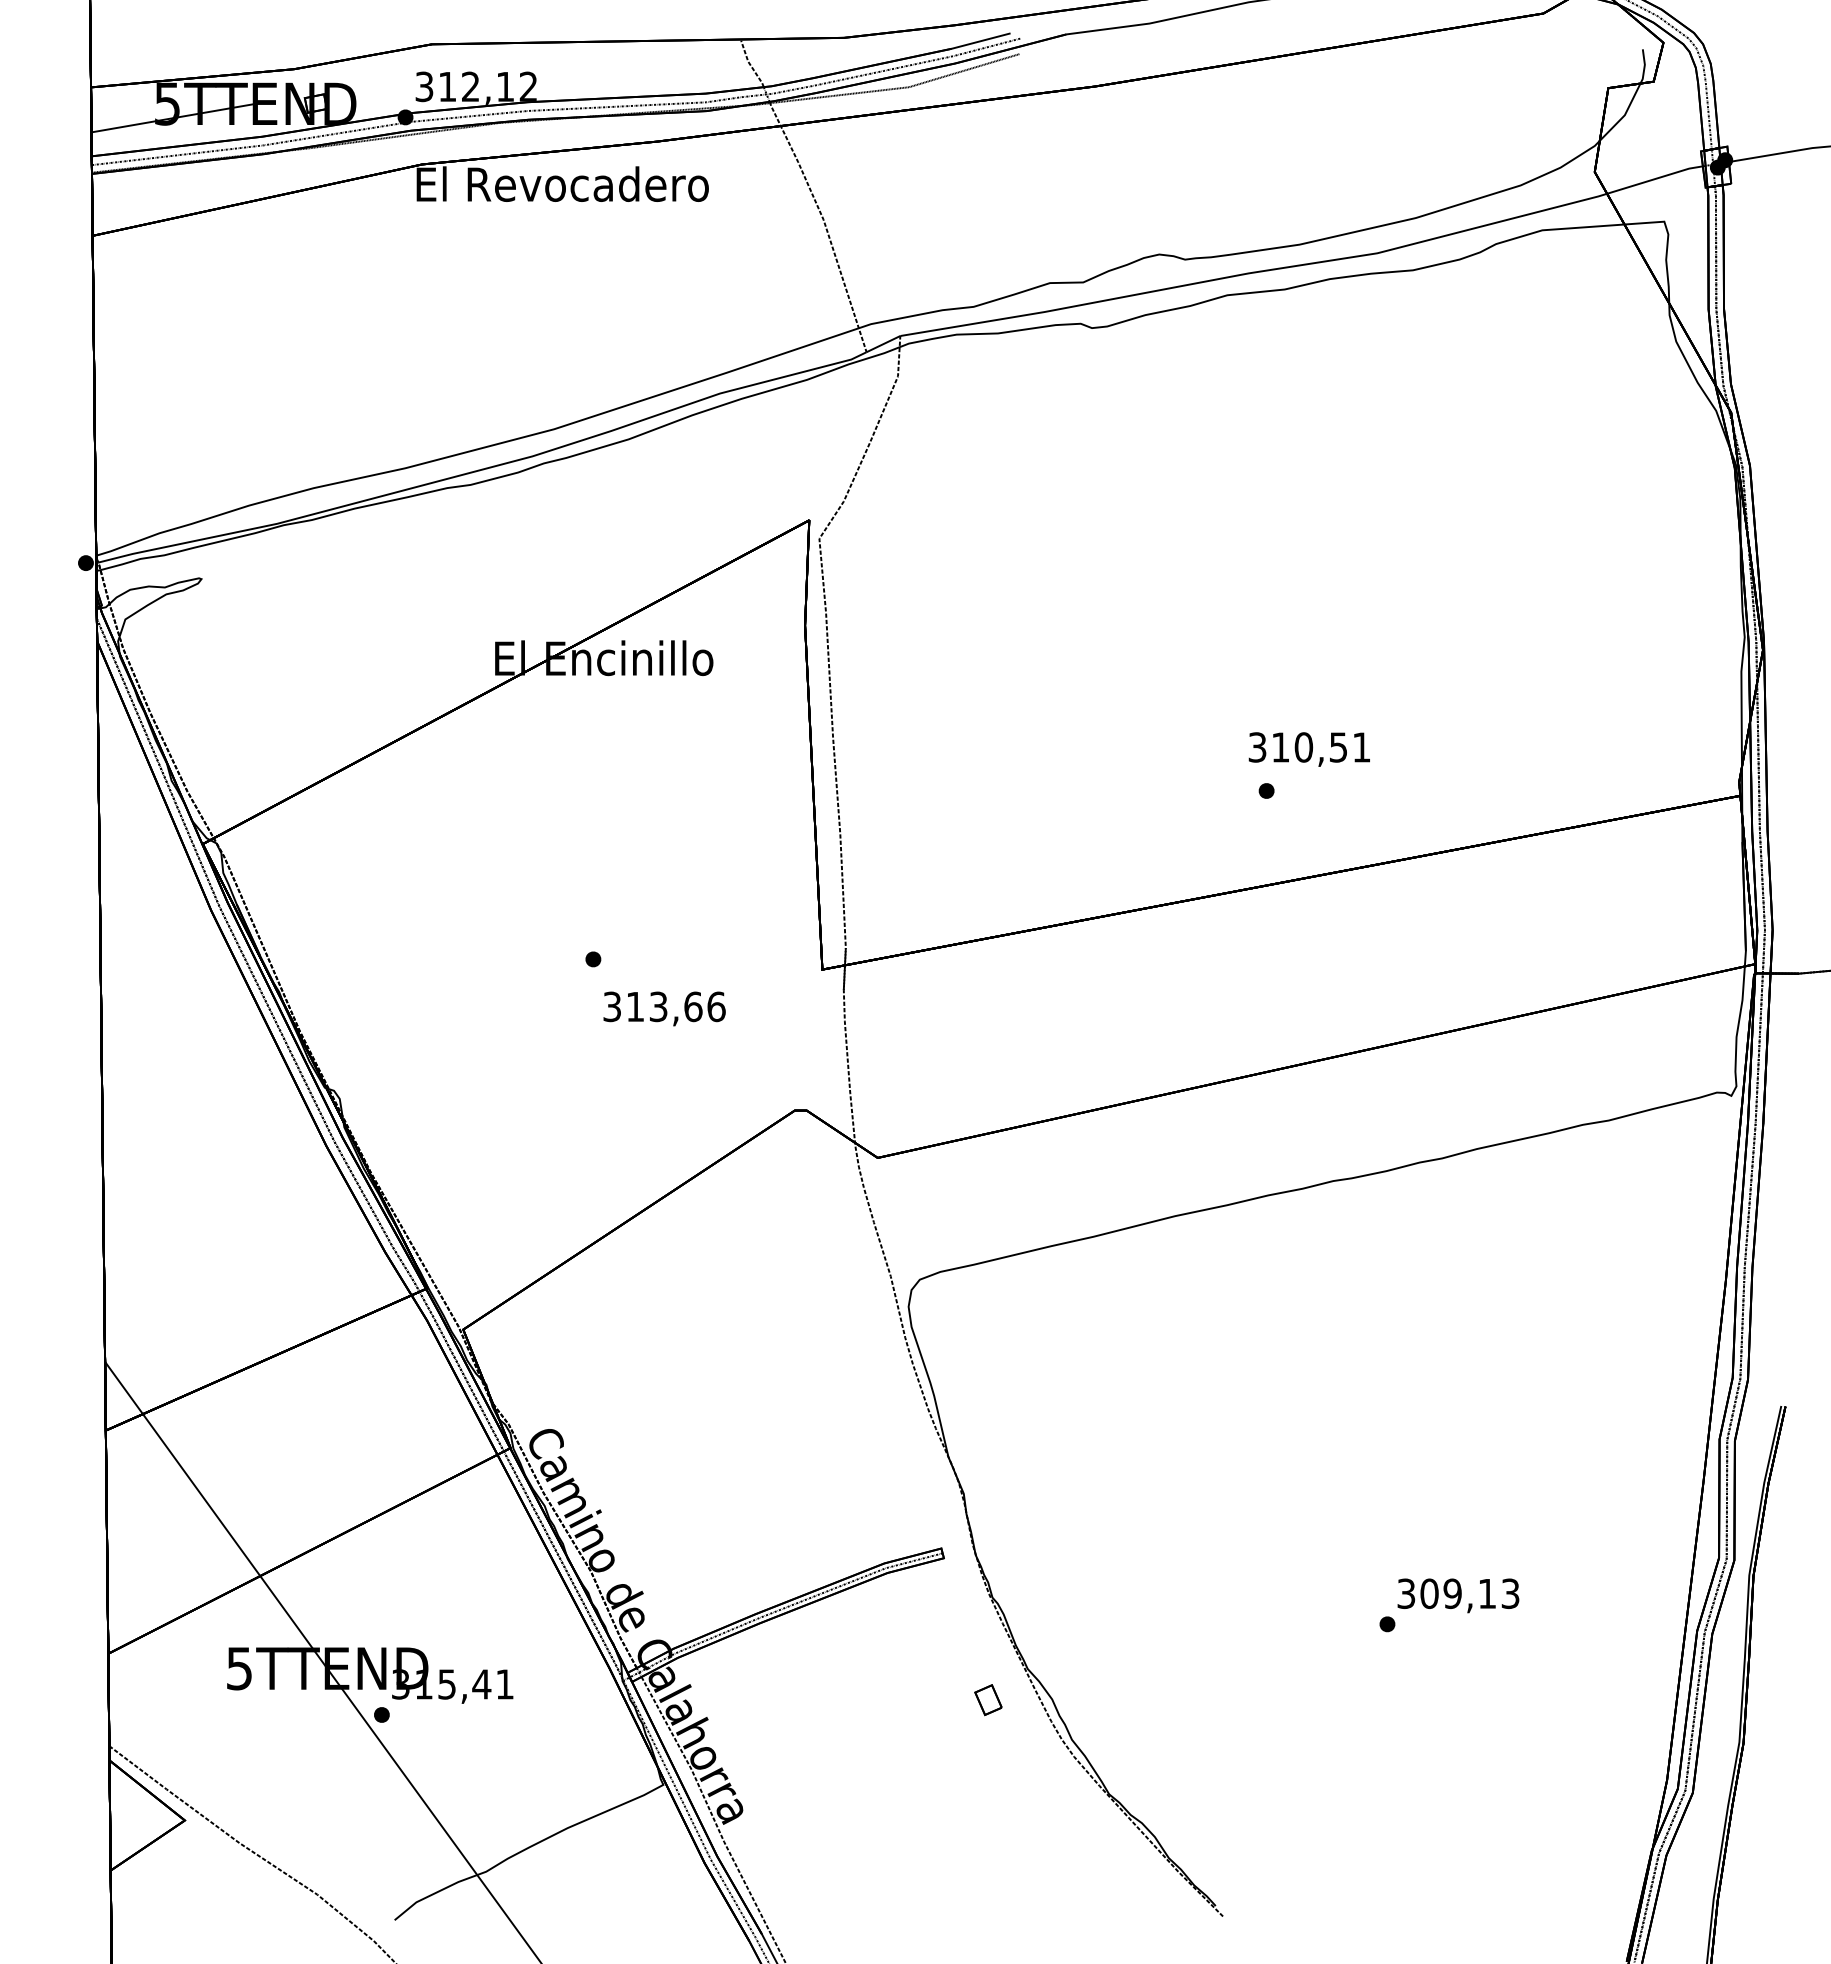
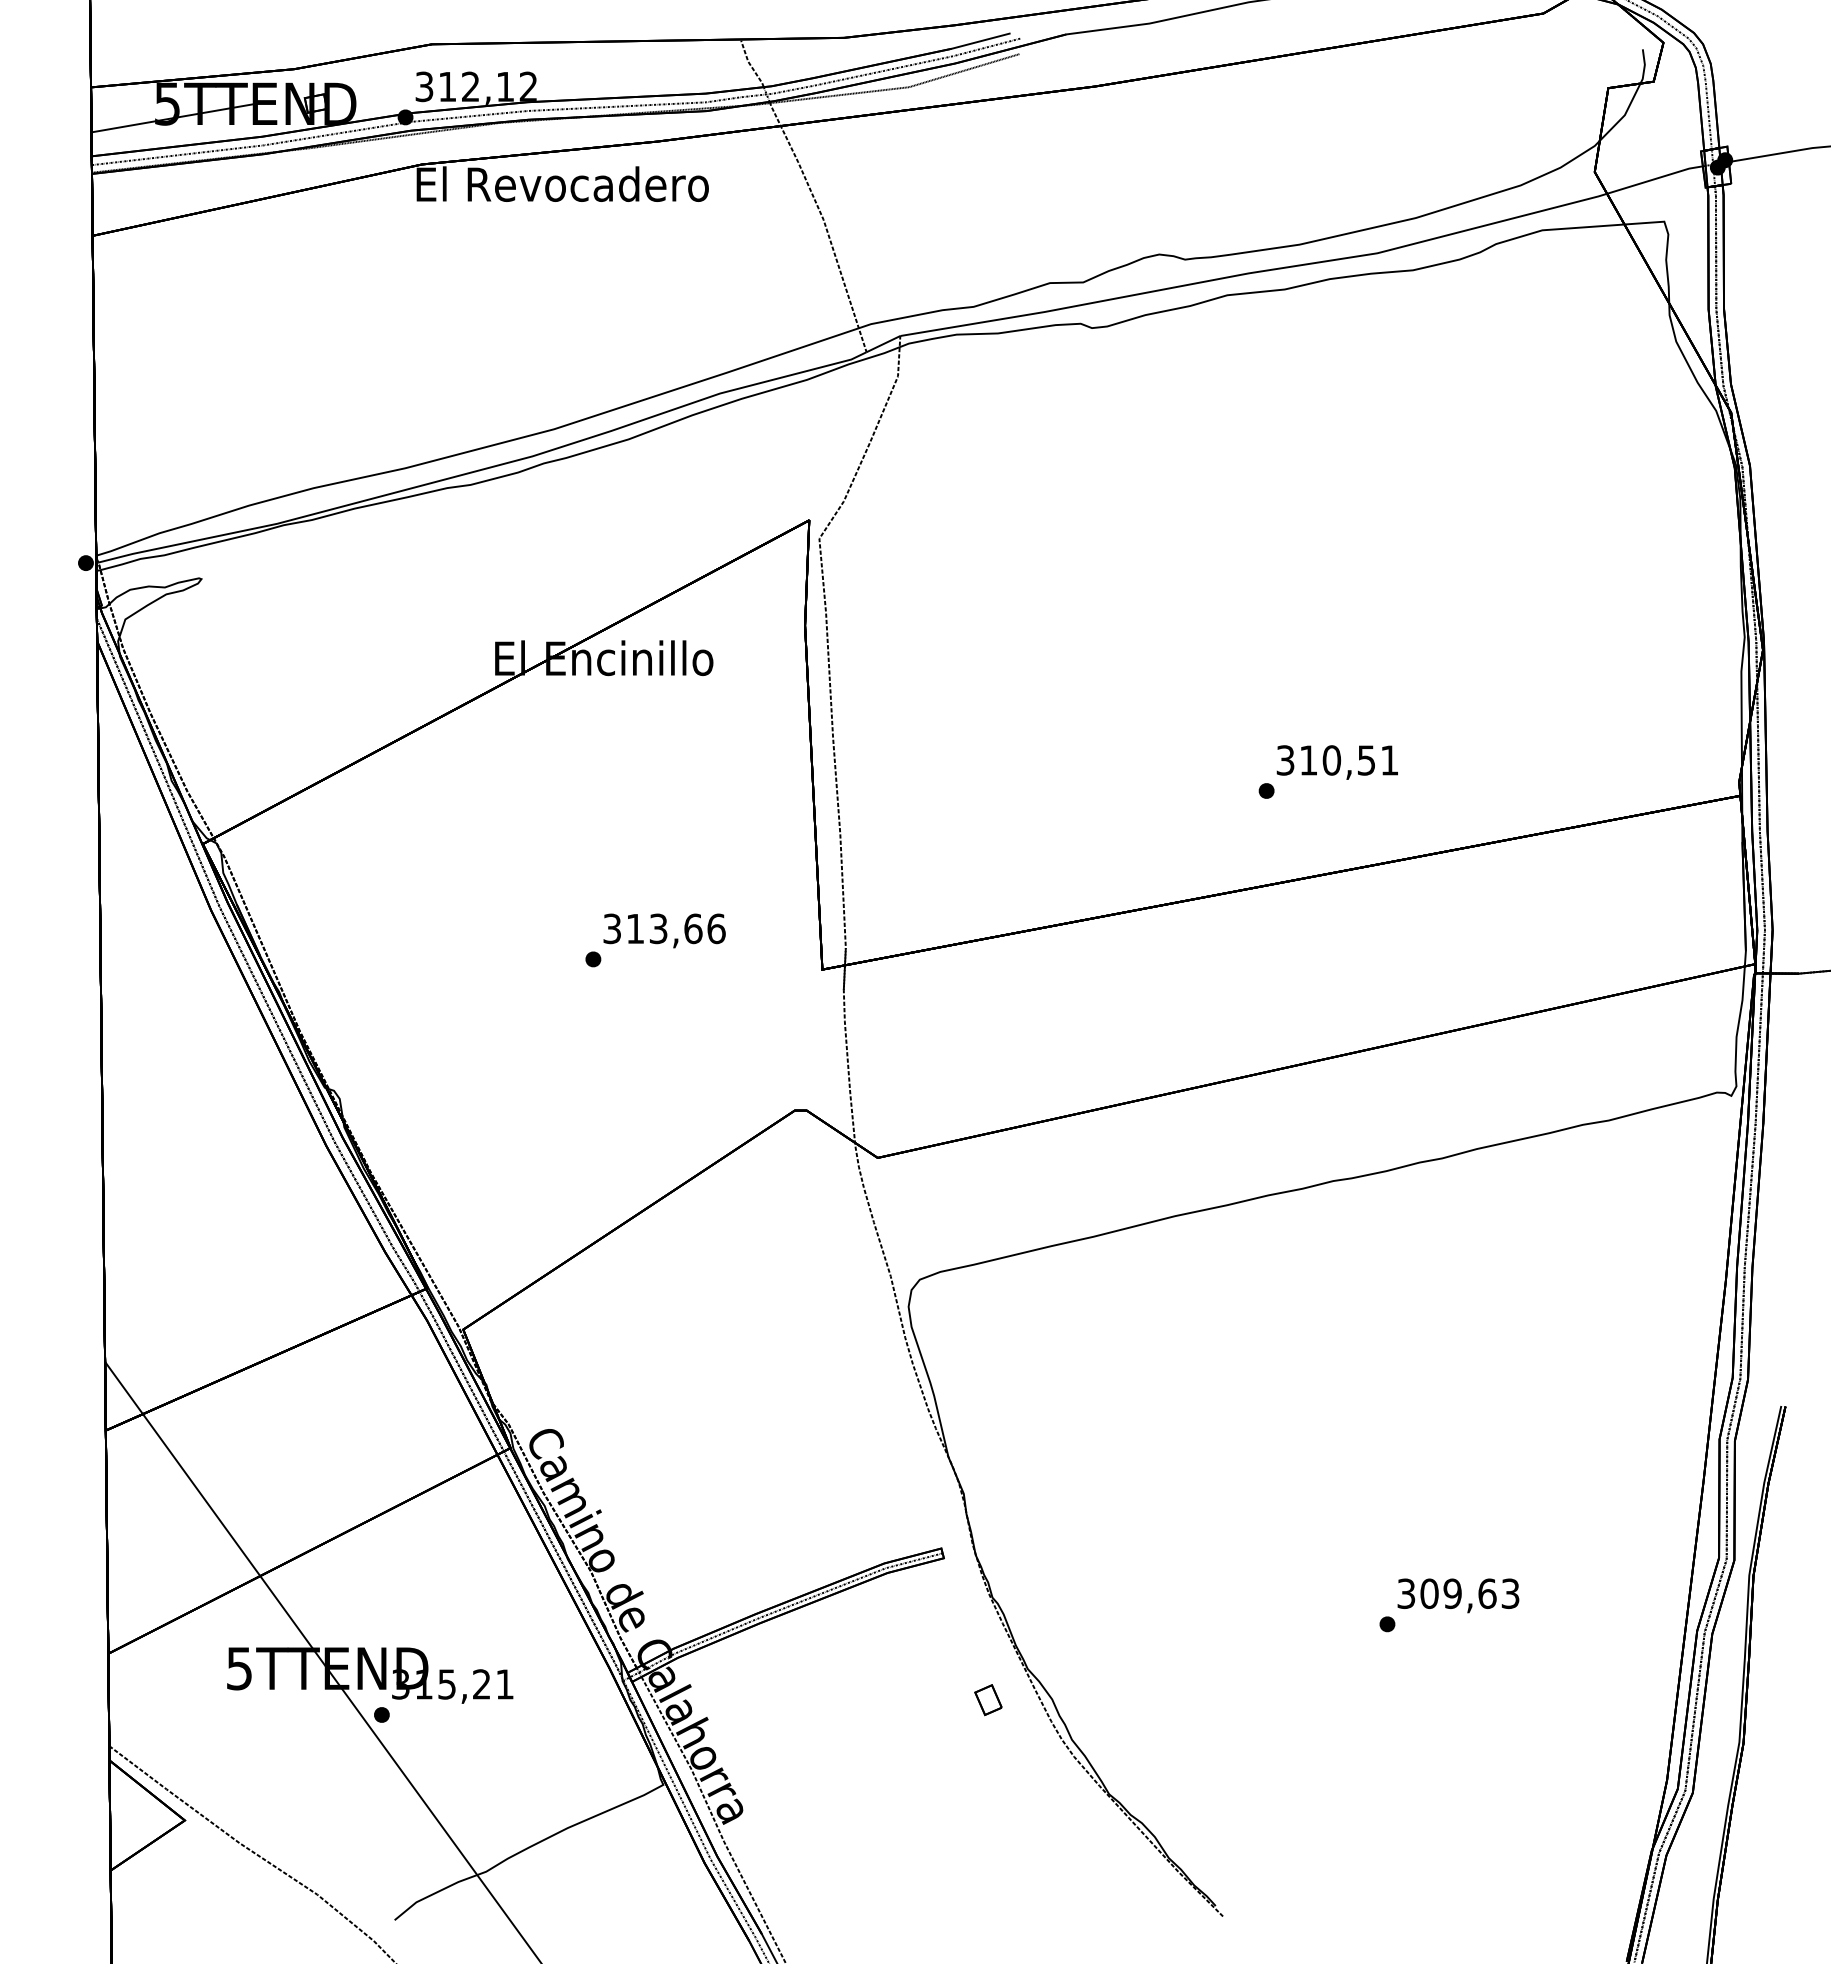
text position: (1308, 749) -> (1336, 762) (1336, 762)
text position: (664, 1008) -> (664, 930) (664, 930)
text: 309,13 -> 309,63 (1487, 1593)
text: 315,41 -> 315,21 (481, 1684)
